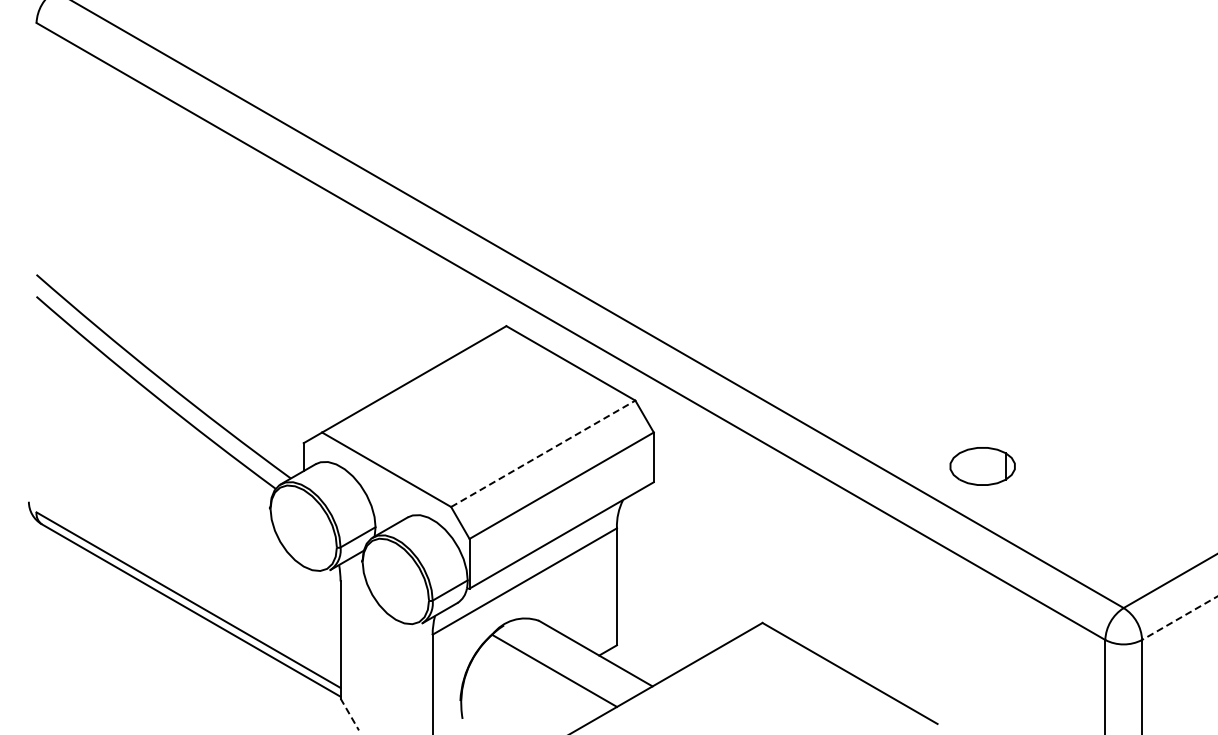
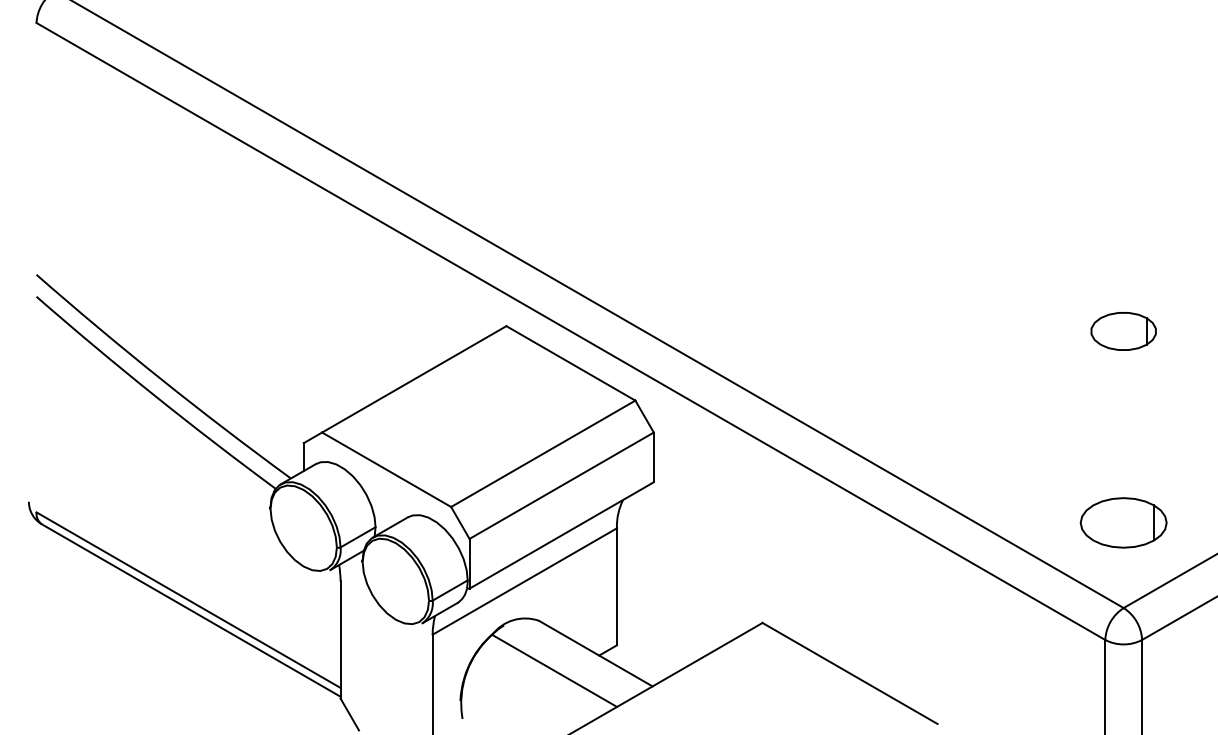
line: dashed -> solid (543, 453)
part position: (982, 466) -> (1123, 331) (1123, 331)
part: none -> present (1123, 522)
line: dashed -> solid (1179, 618)
line: dashed -> solid (350, 714)
